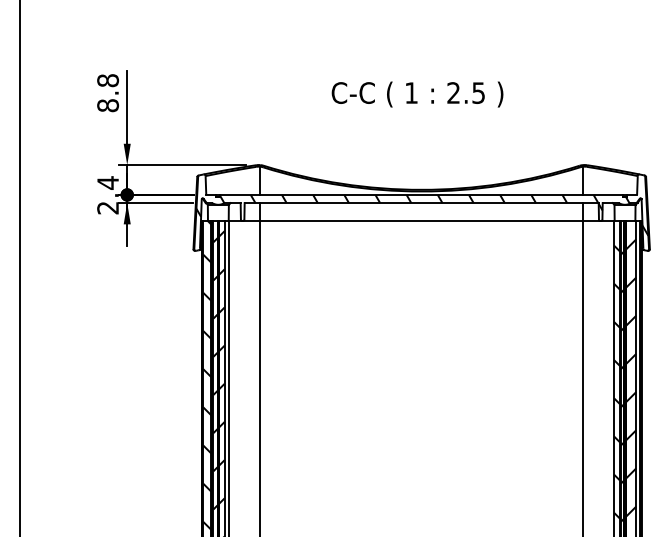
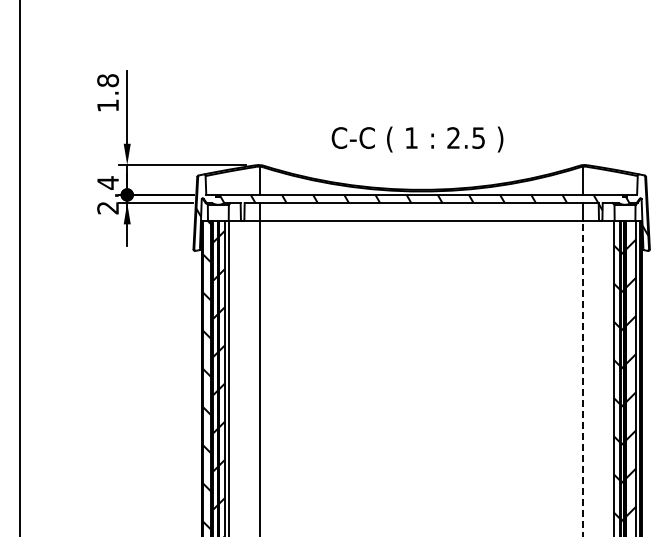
text position: (417, 94) -> (417, 139) (417, 139)
text: 8.8 -> 1.8 (108, 105)
line: solid -> dashed (583, 378)
